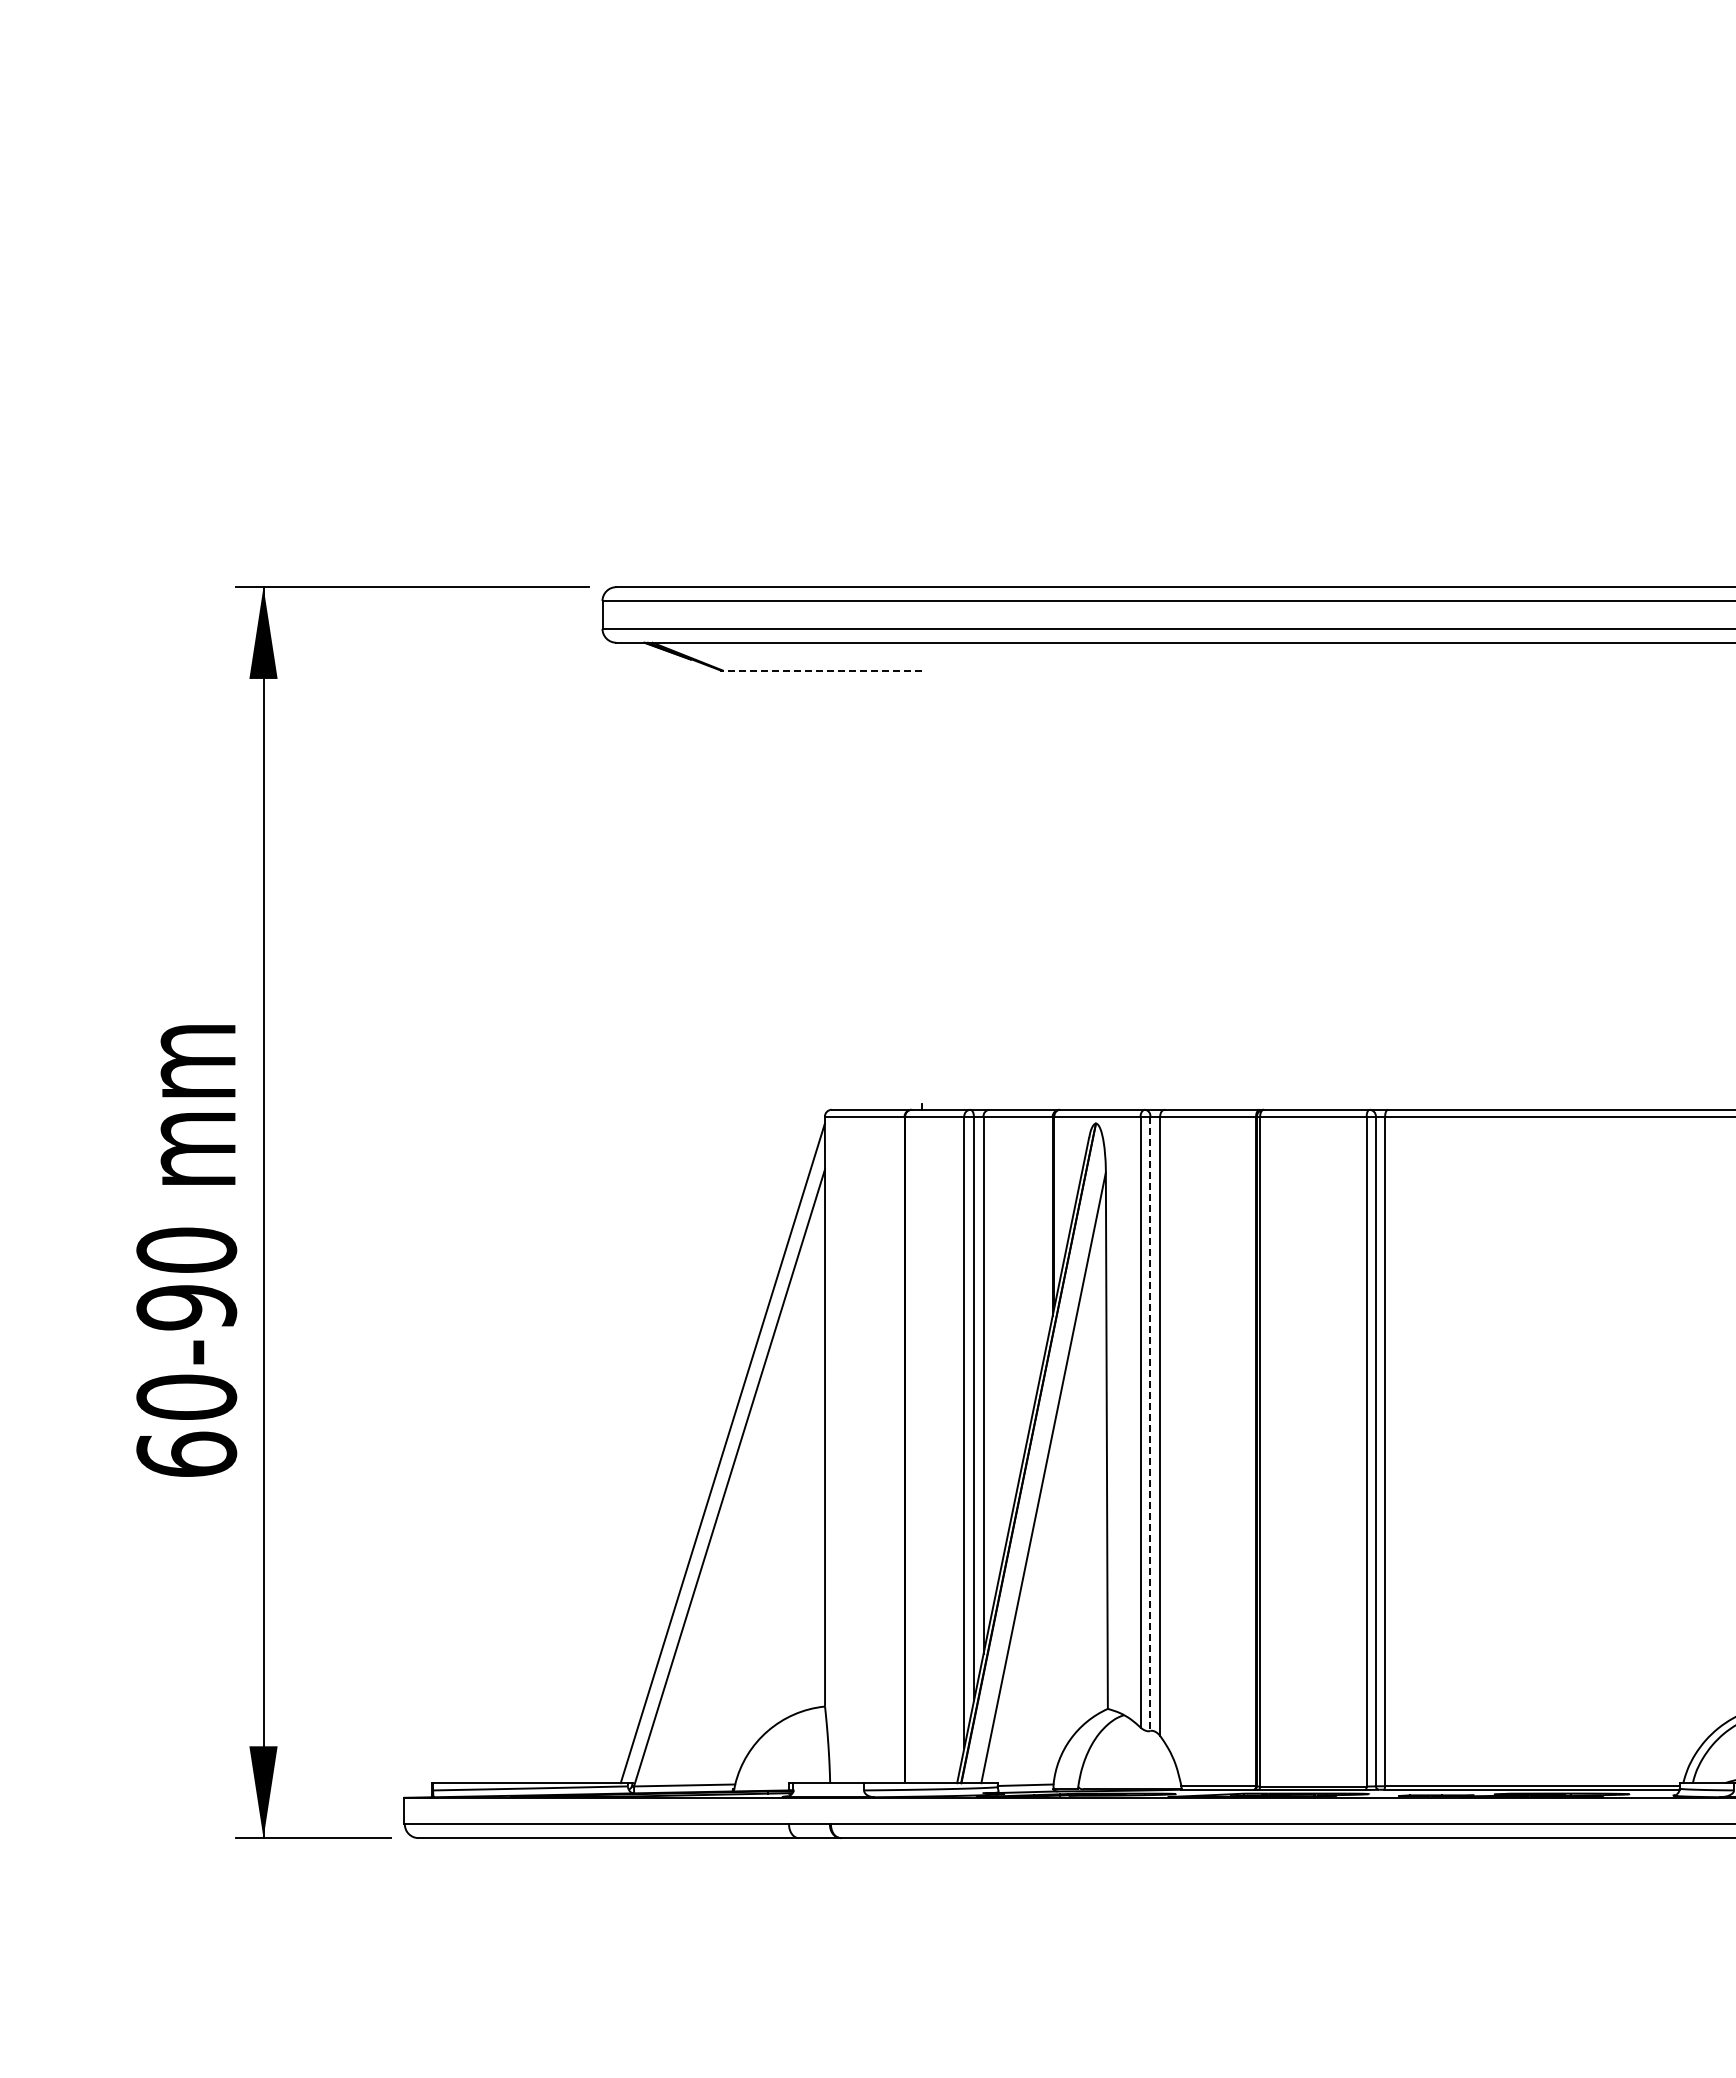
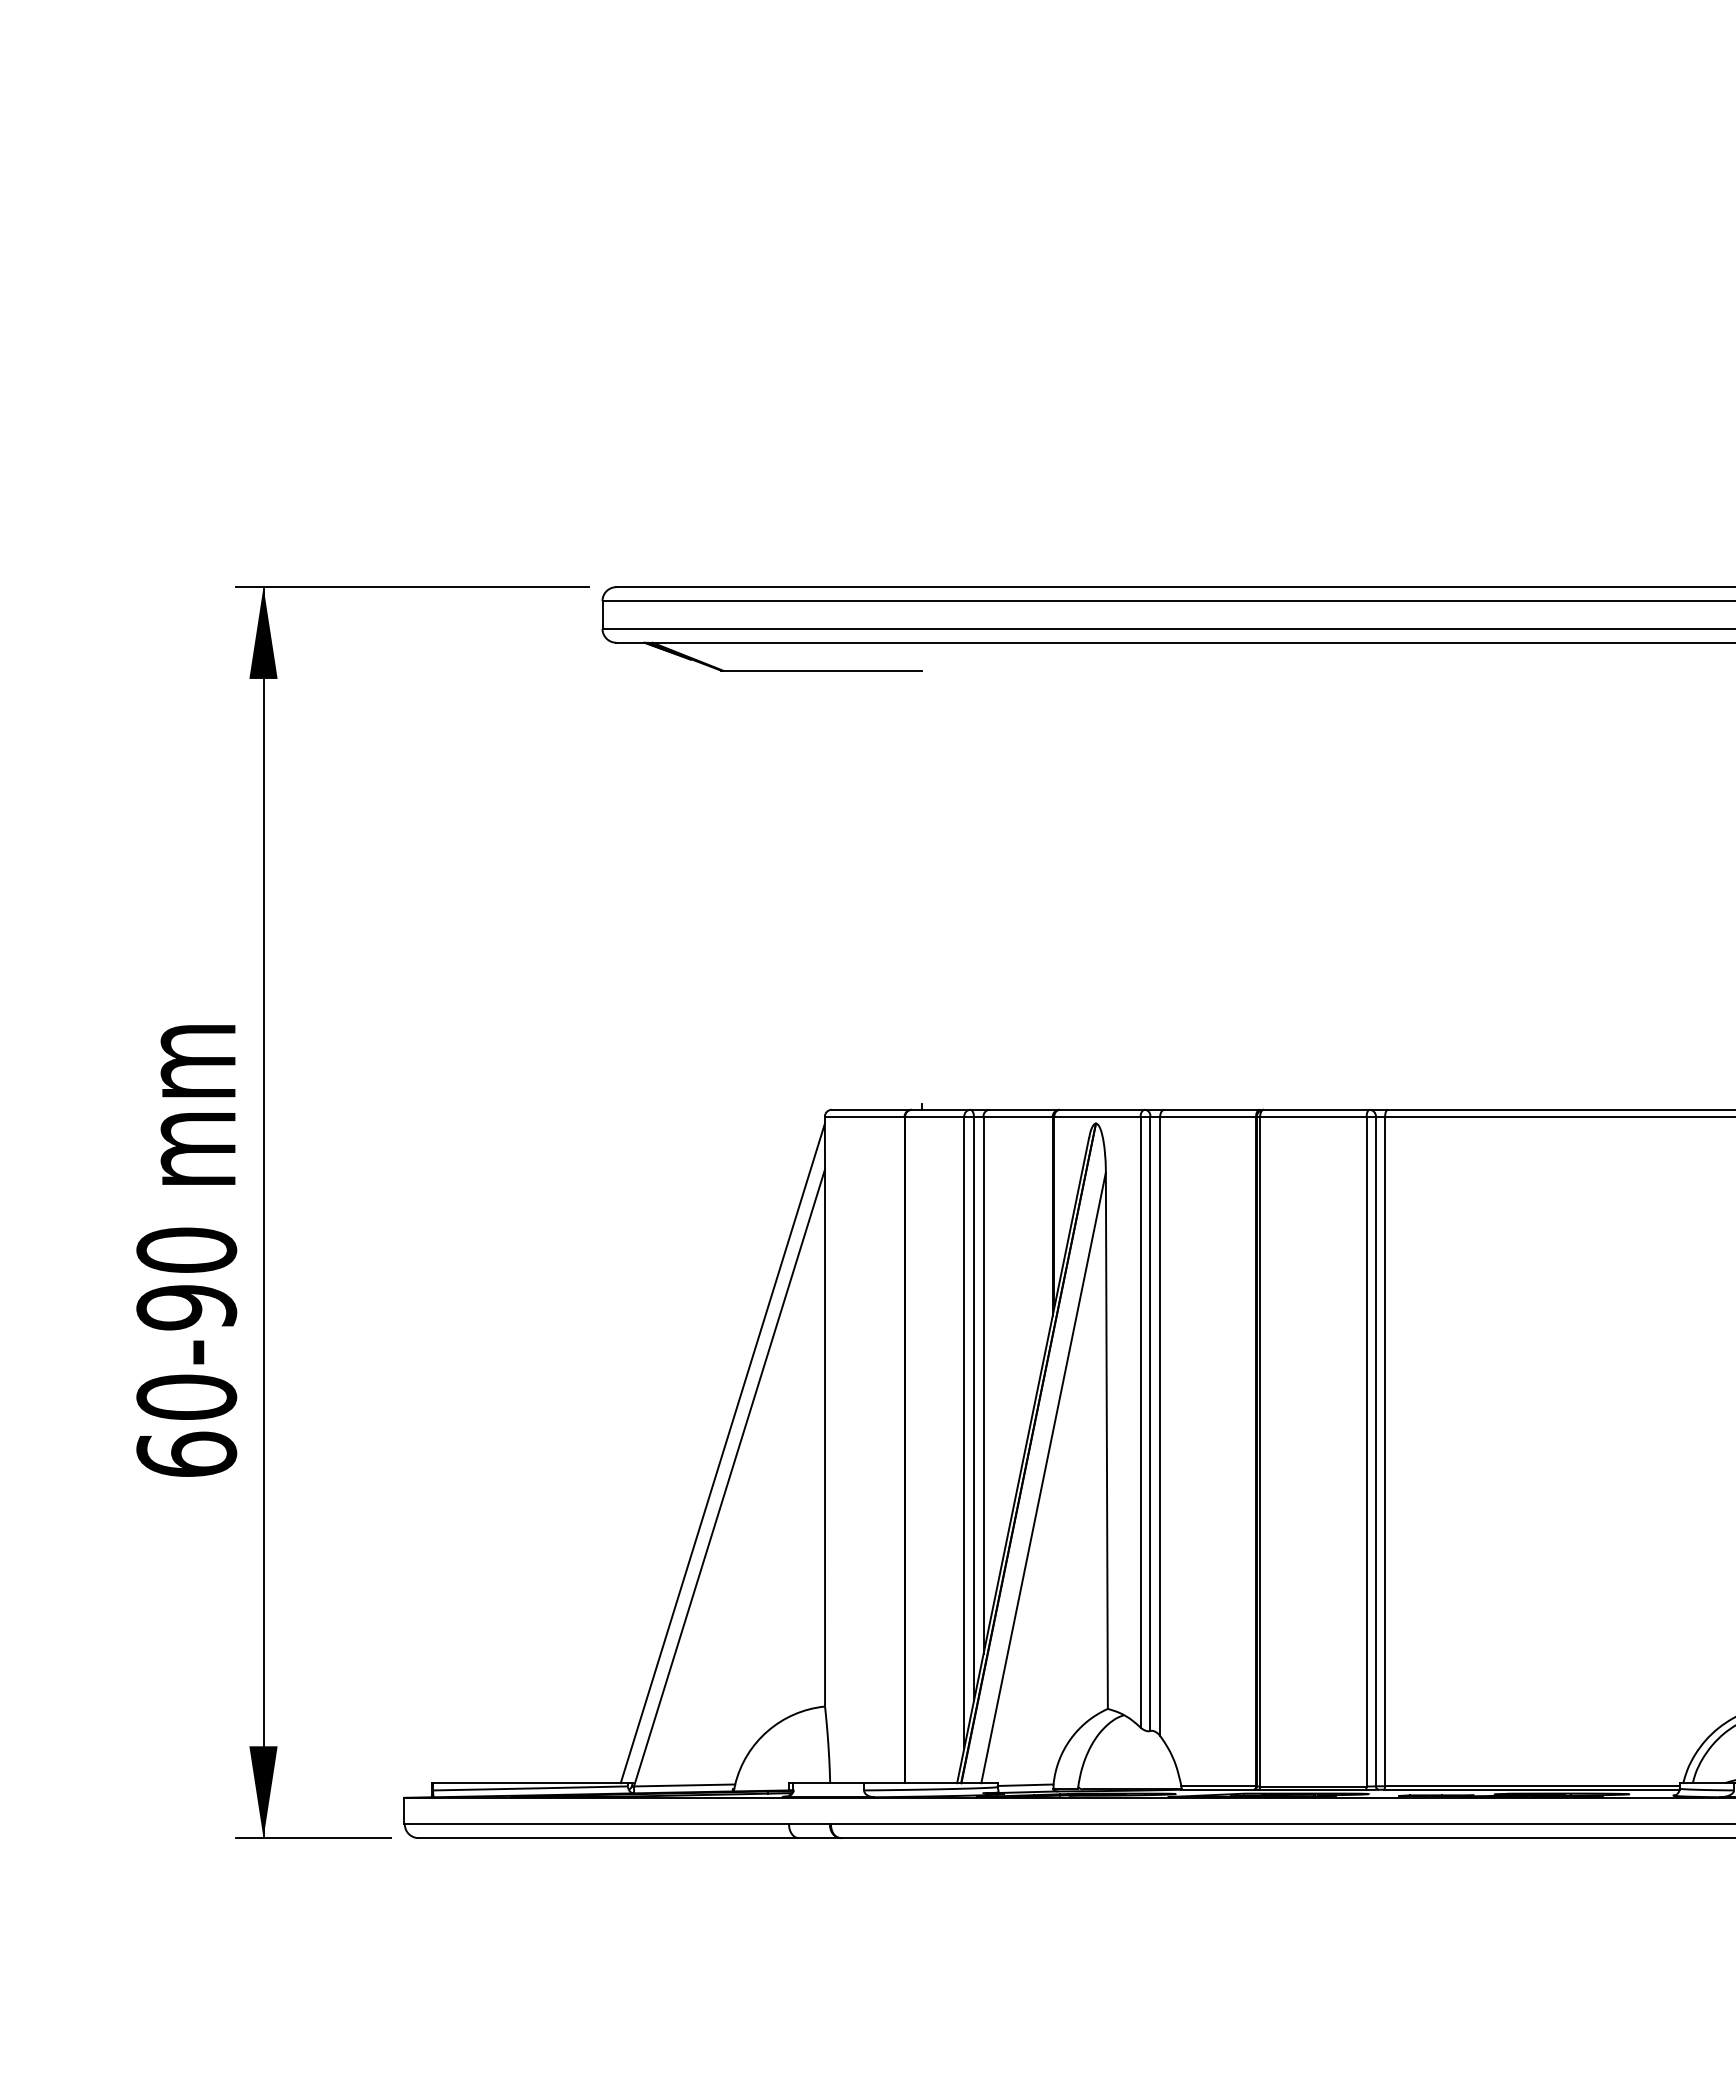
line: dashed -> solid (822, 670)
line: dashed -> solid (1150, 1424)
